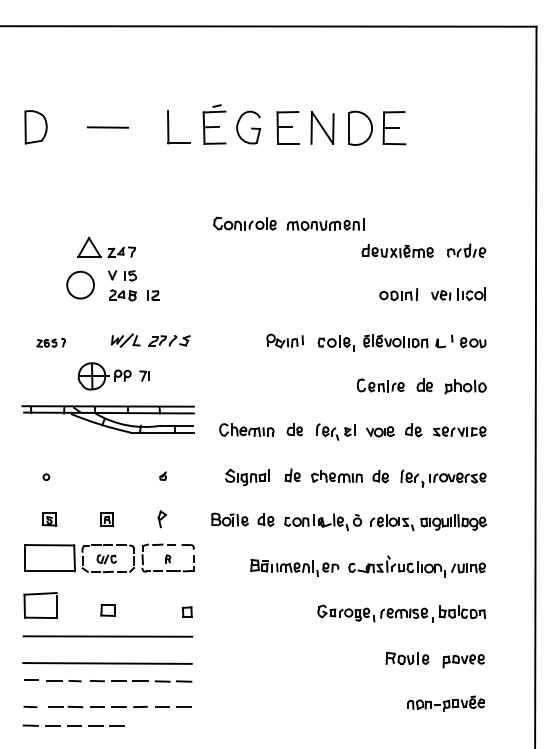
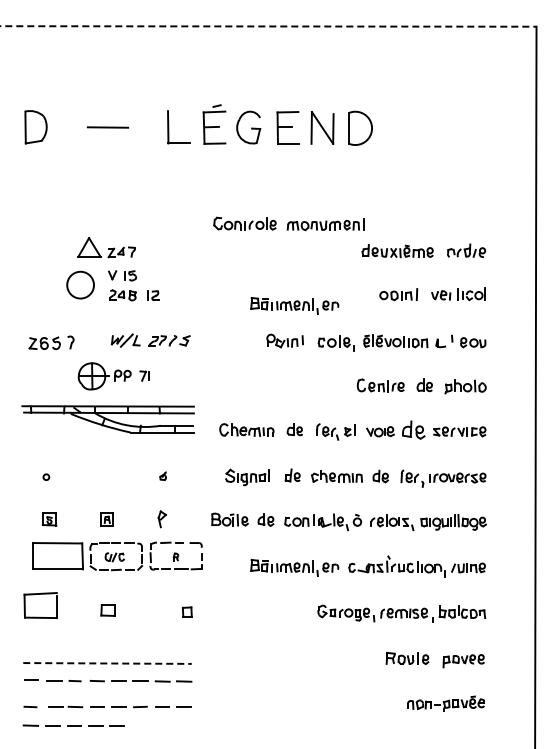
line: solid -> dashed (268, 26)
part: present -> none (394, 128)
part: none -> present (294, 305)
part size: 30x10 px -> 47x15 px (51, 342)
part size: 18x15 px -> 24x20 px (413, 429)
part position: (109, 558) -> (117, 556) (117, 556)
line: present -> none (107, 636)
line: solid -> dashed (108, 663)
